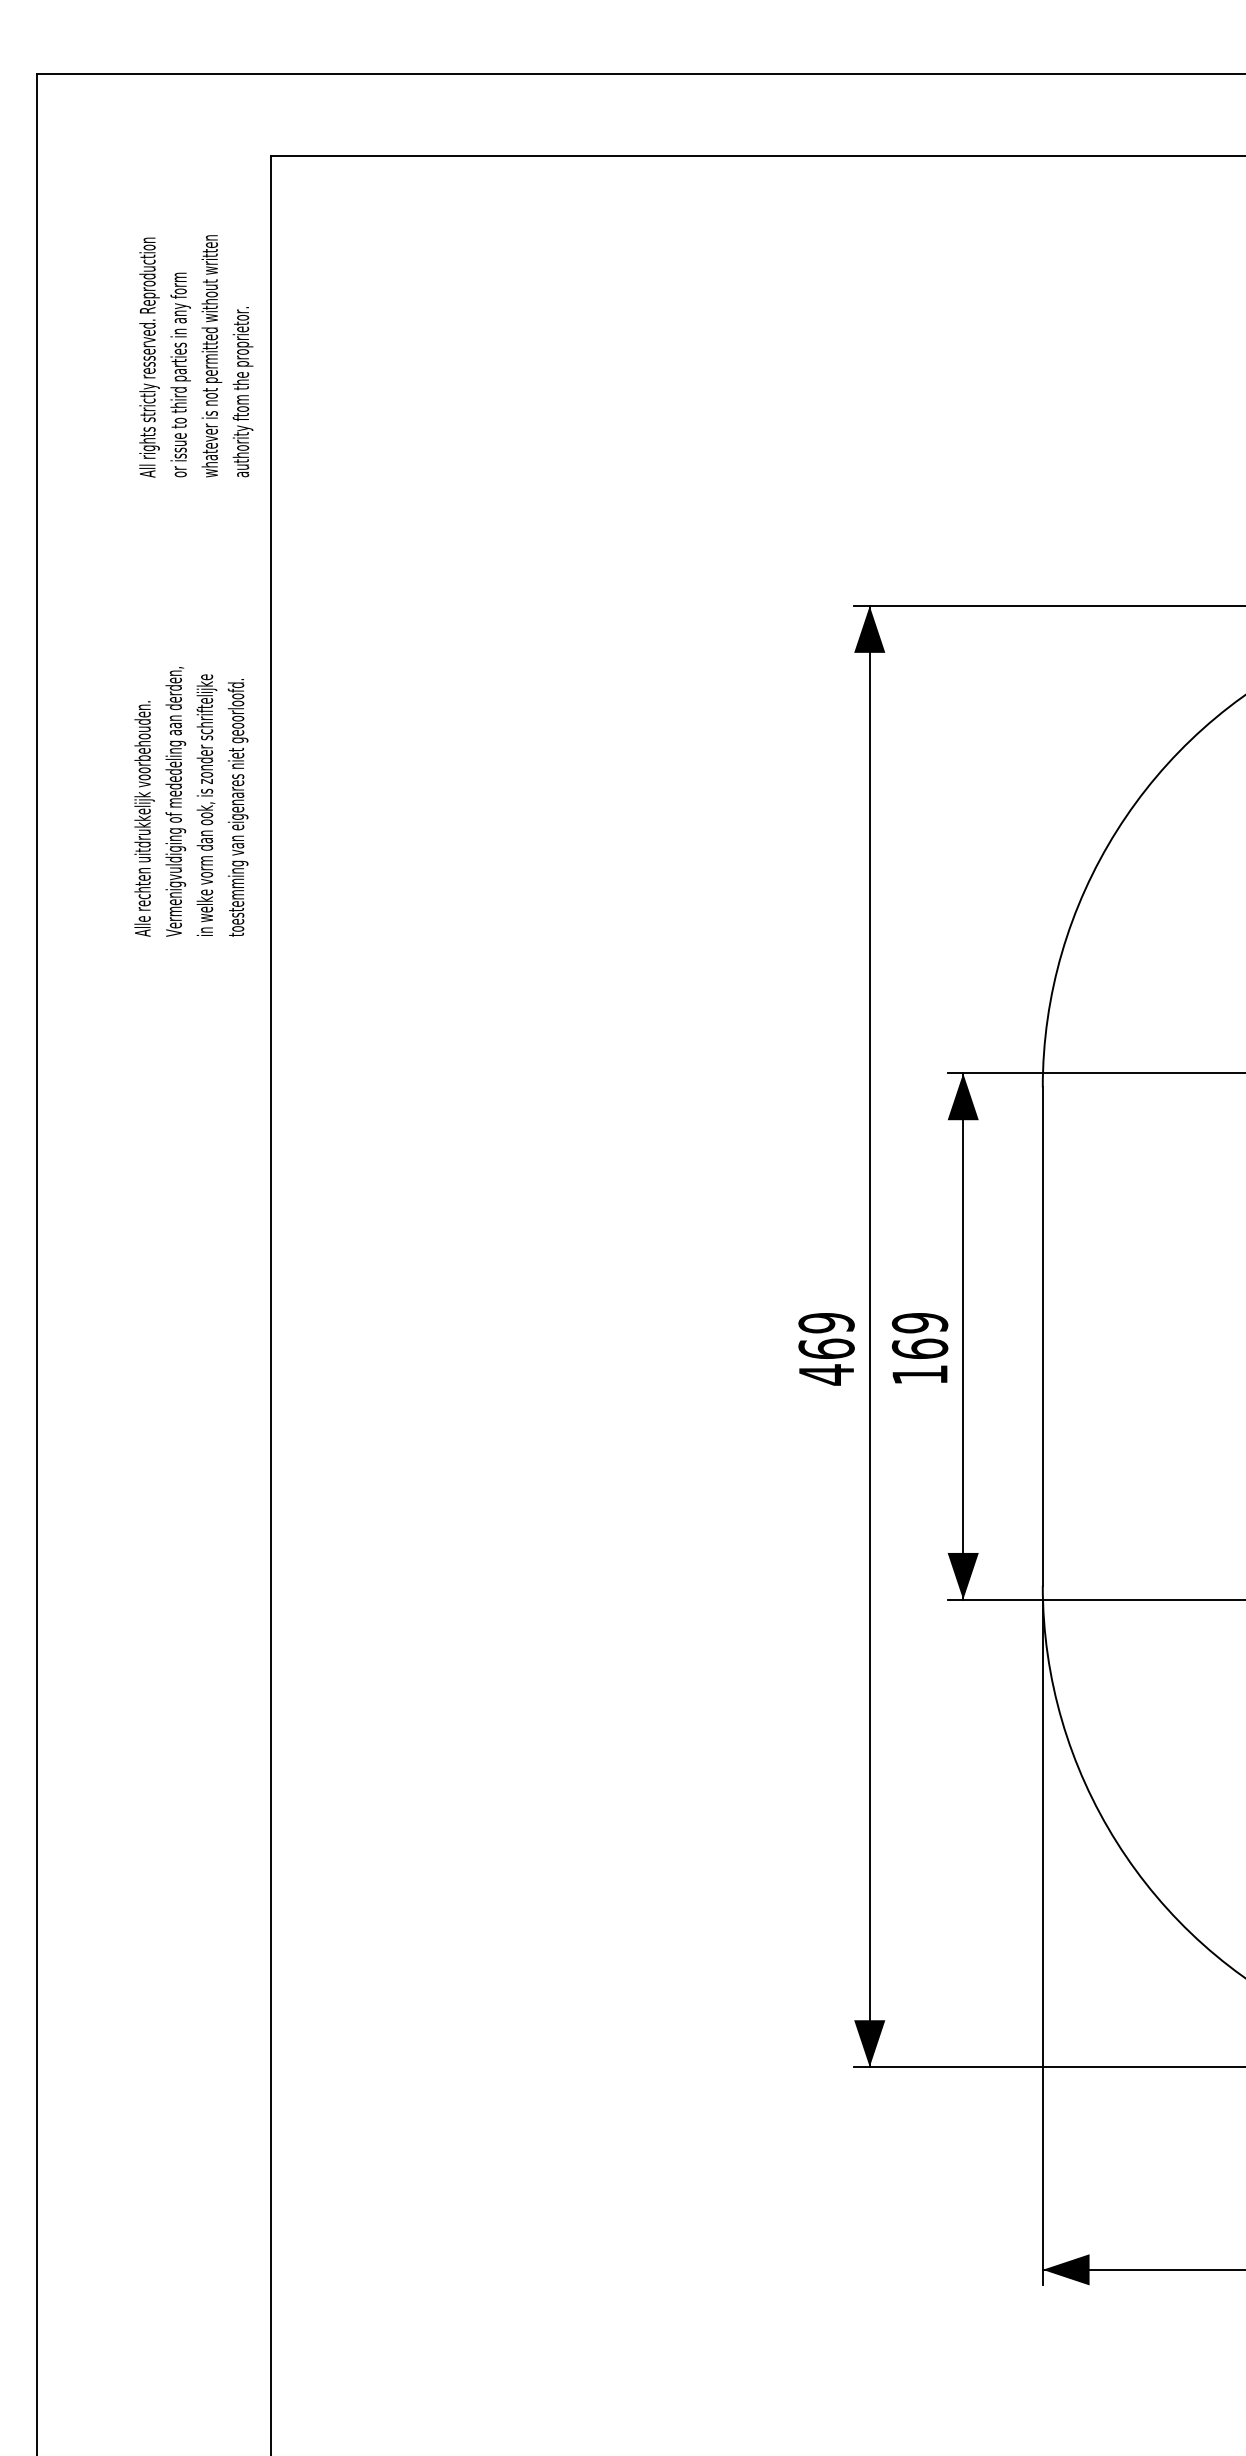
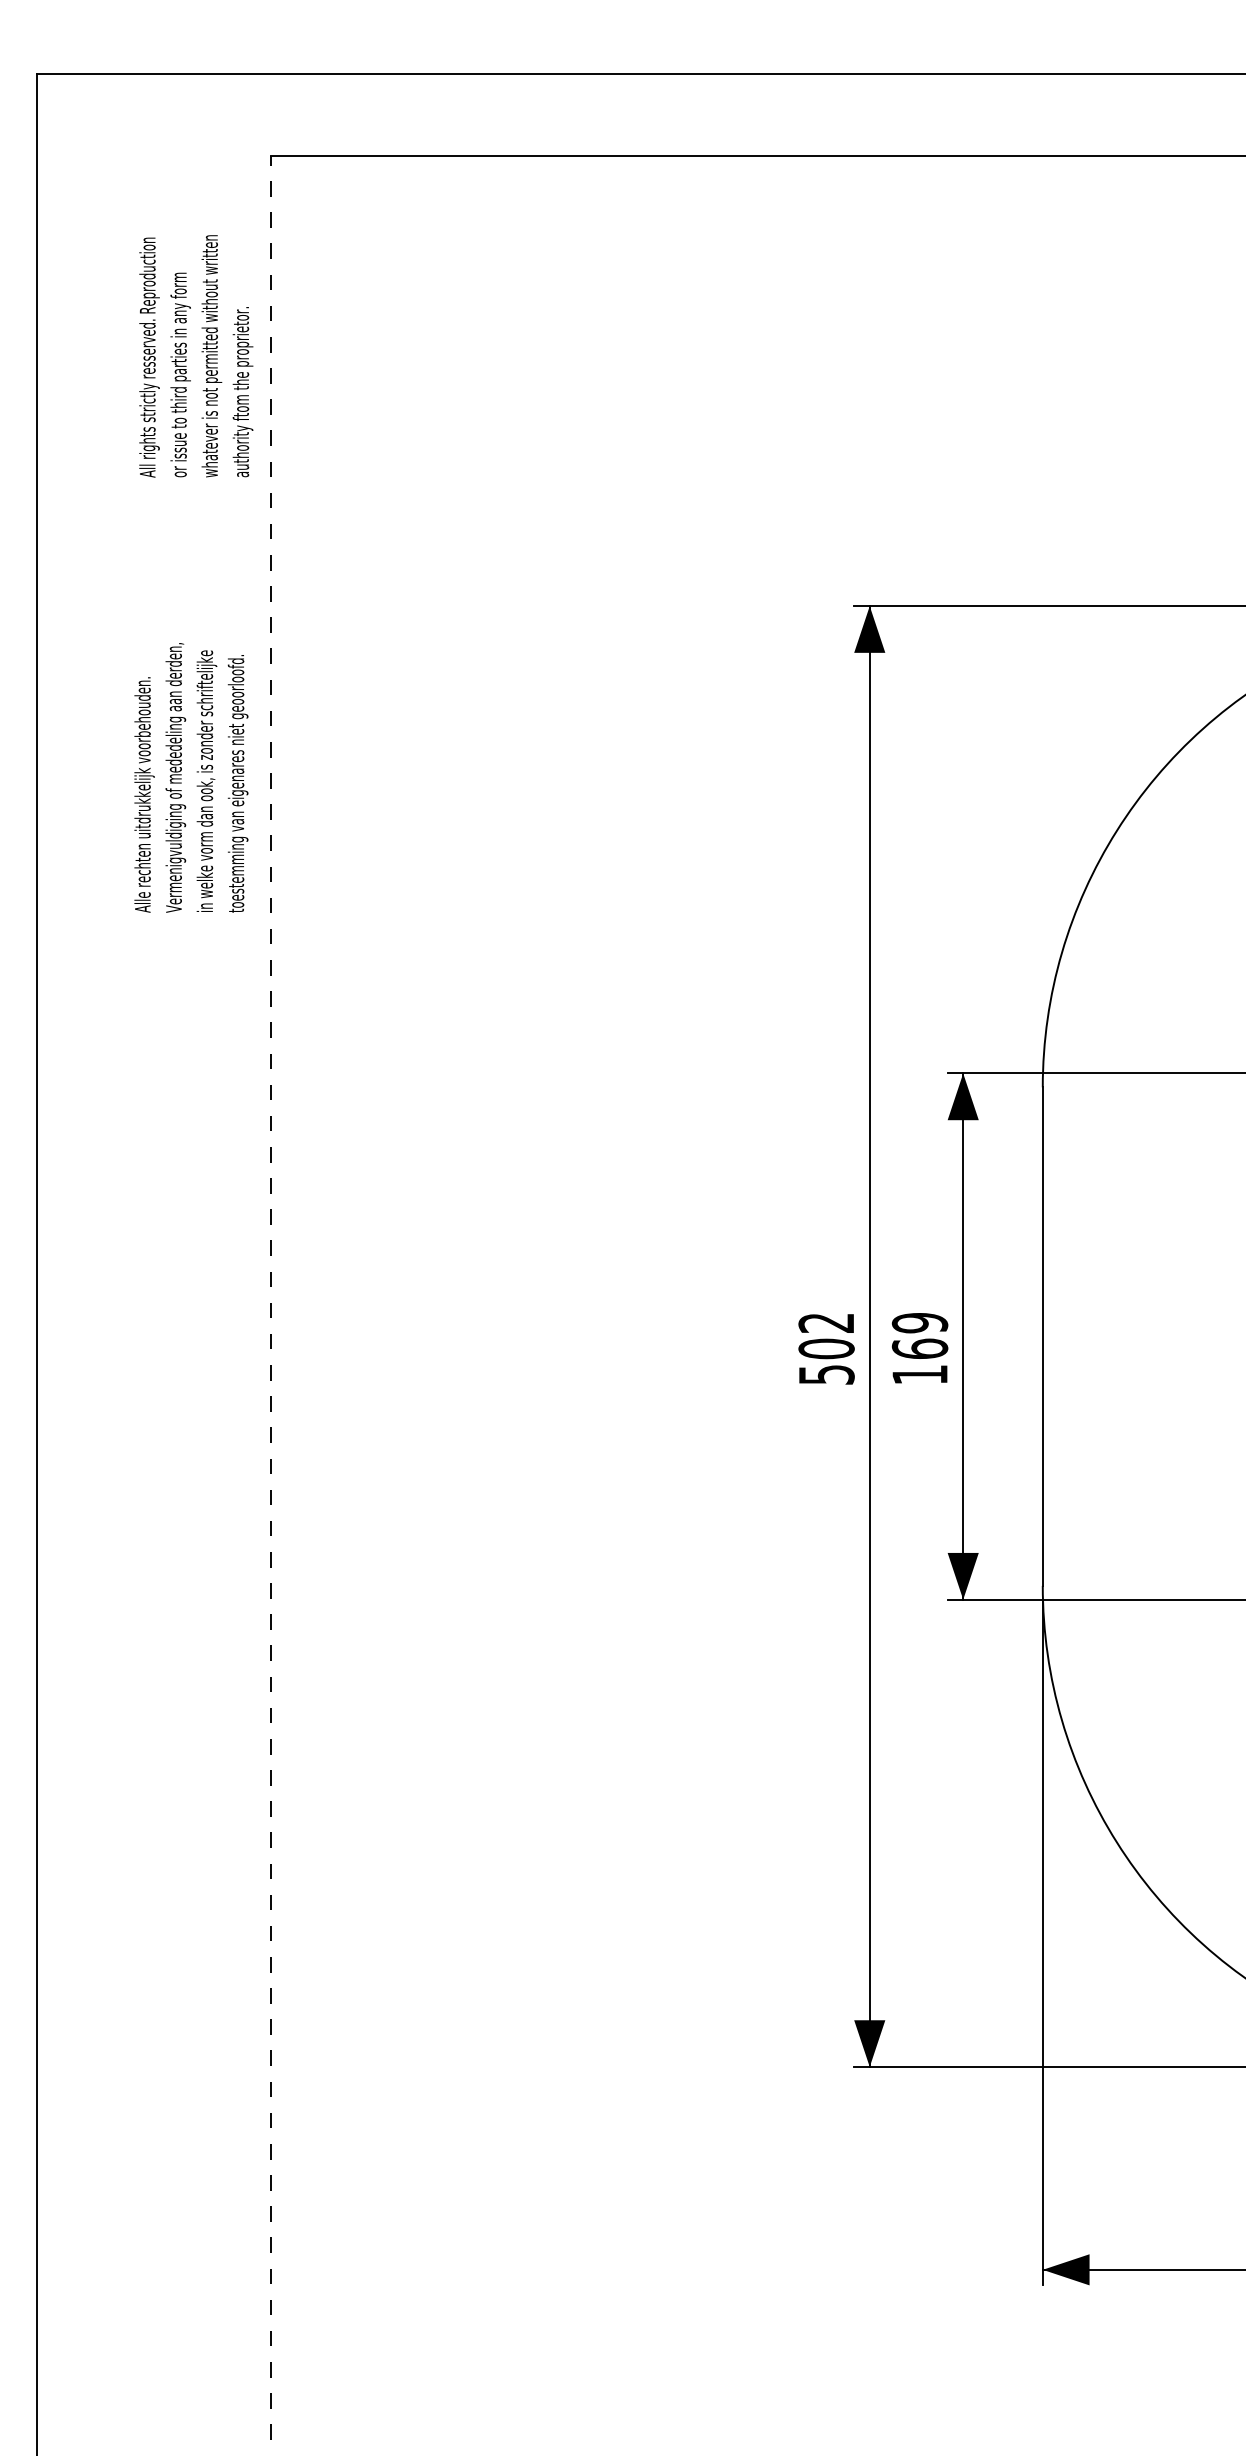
text position: (191, 801) -> (191, 777) (191, 777)
line: solid -> dashed (271, 1305)
text: 469 -> 502 (826, 1349)
